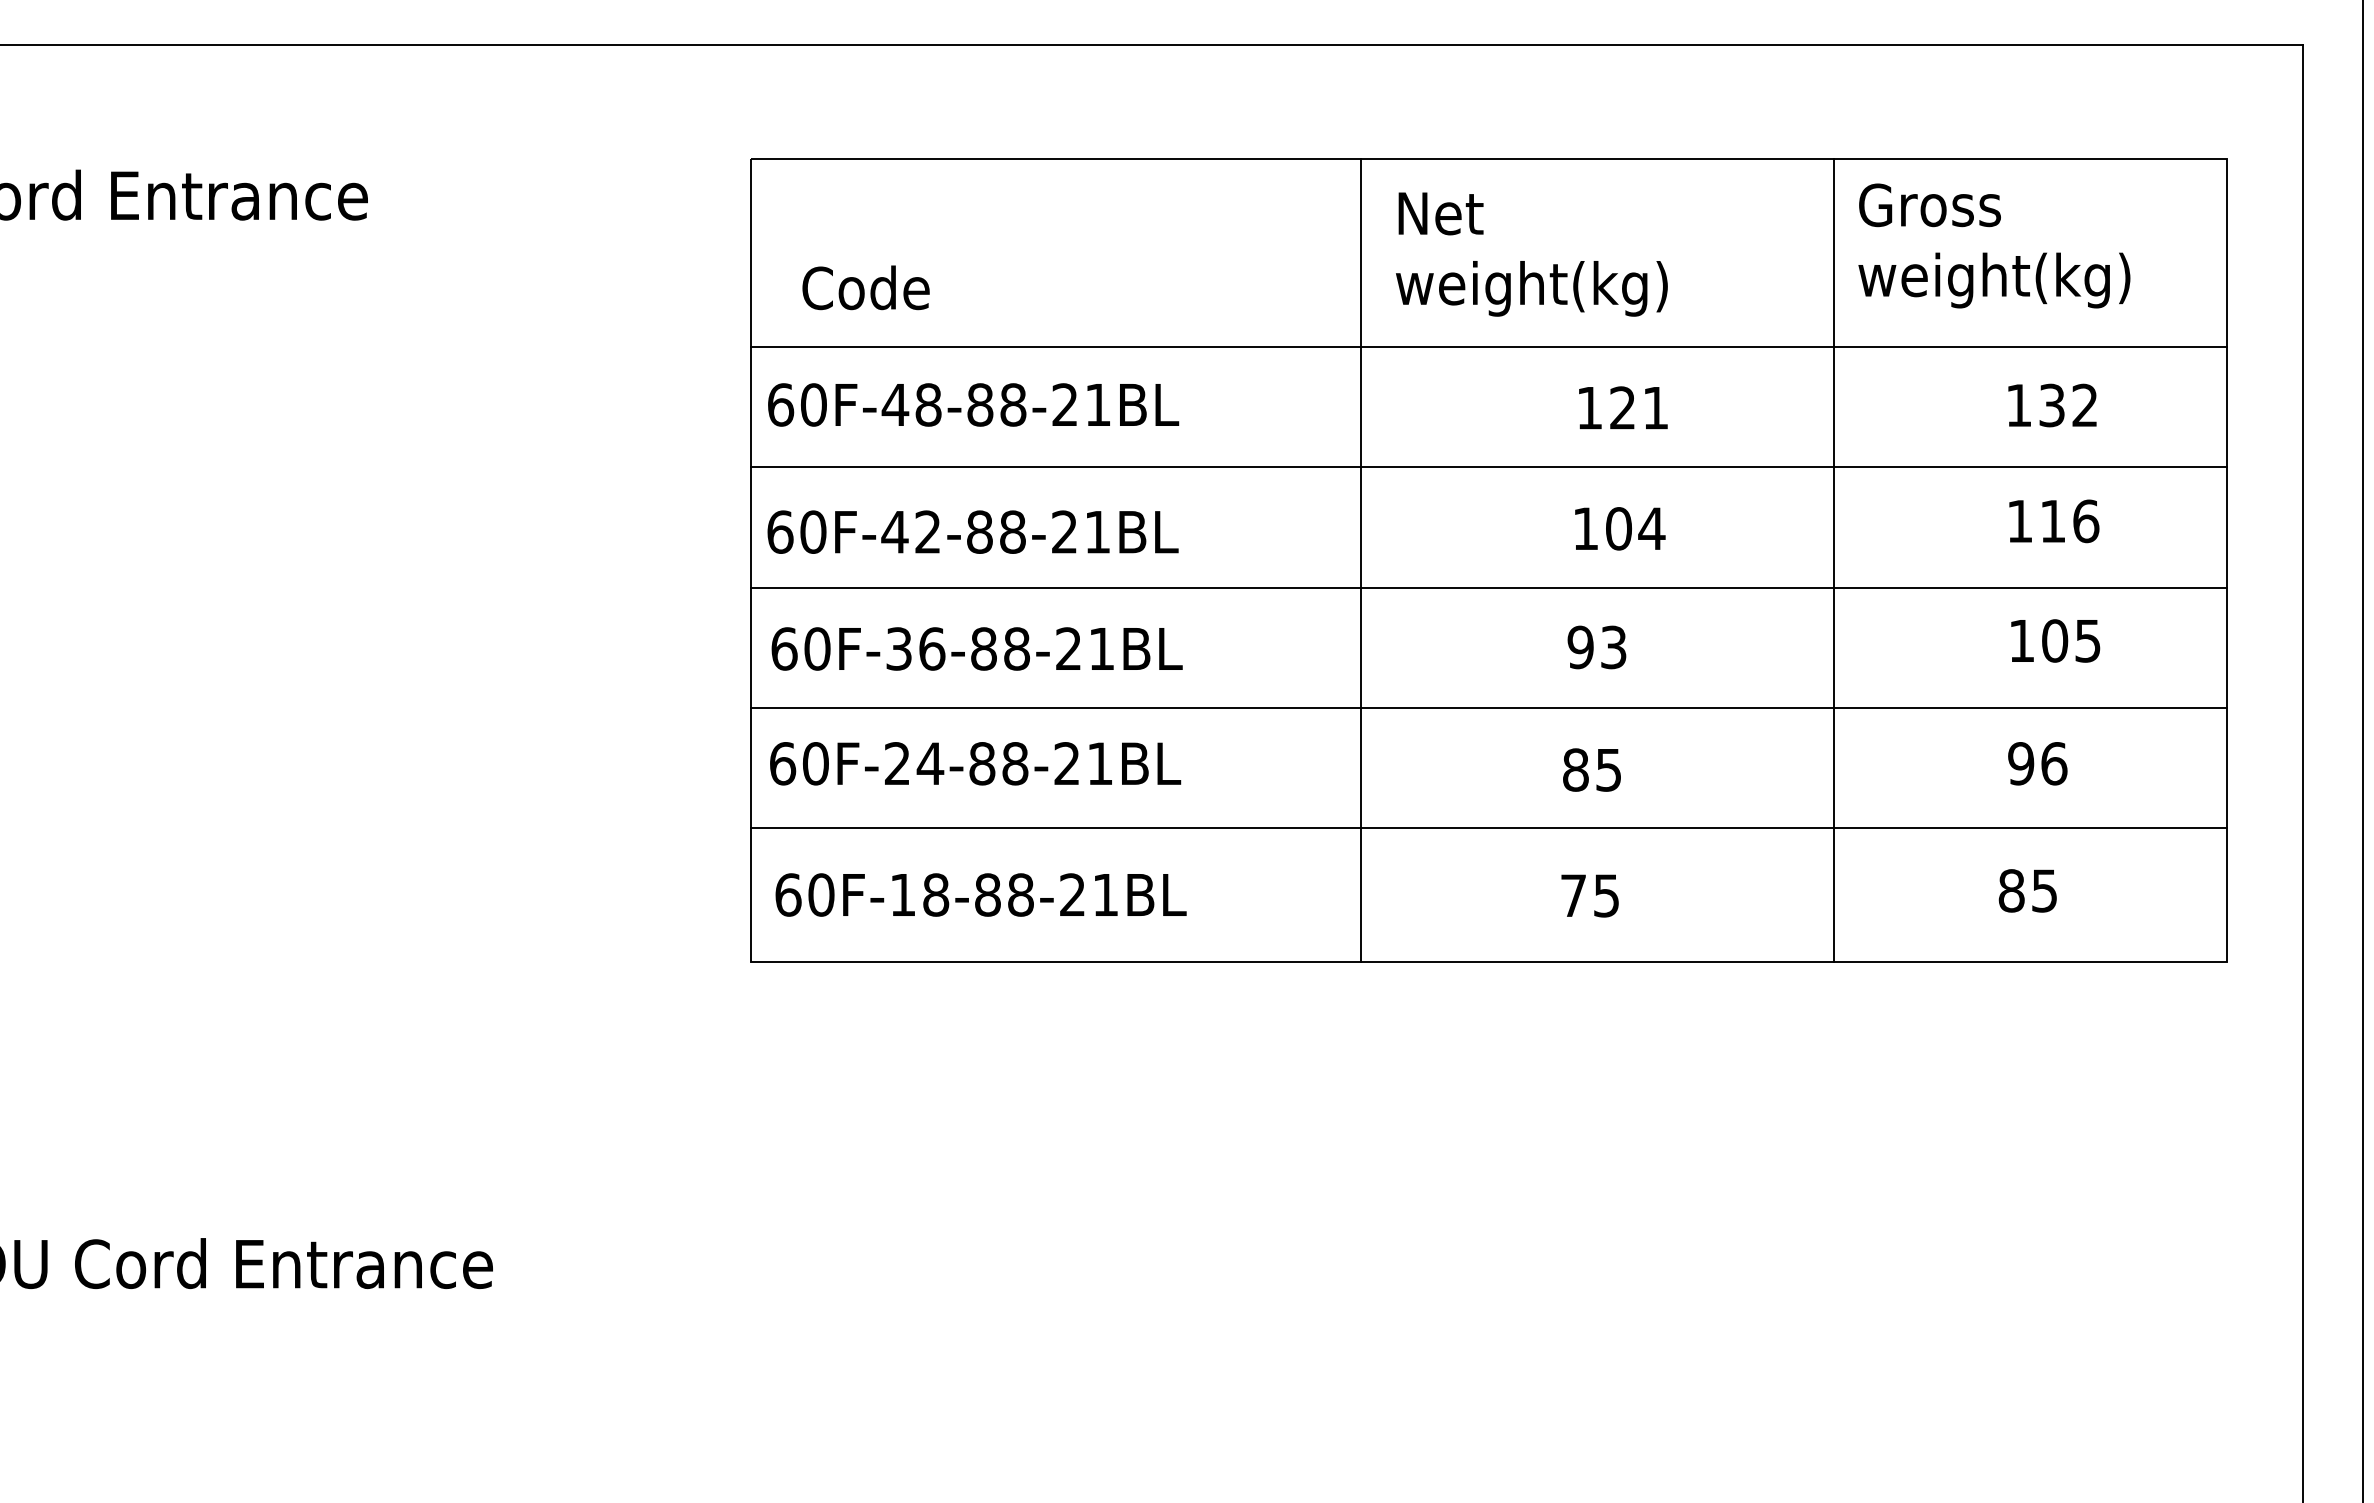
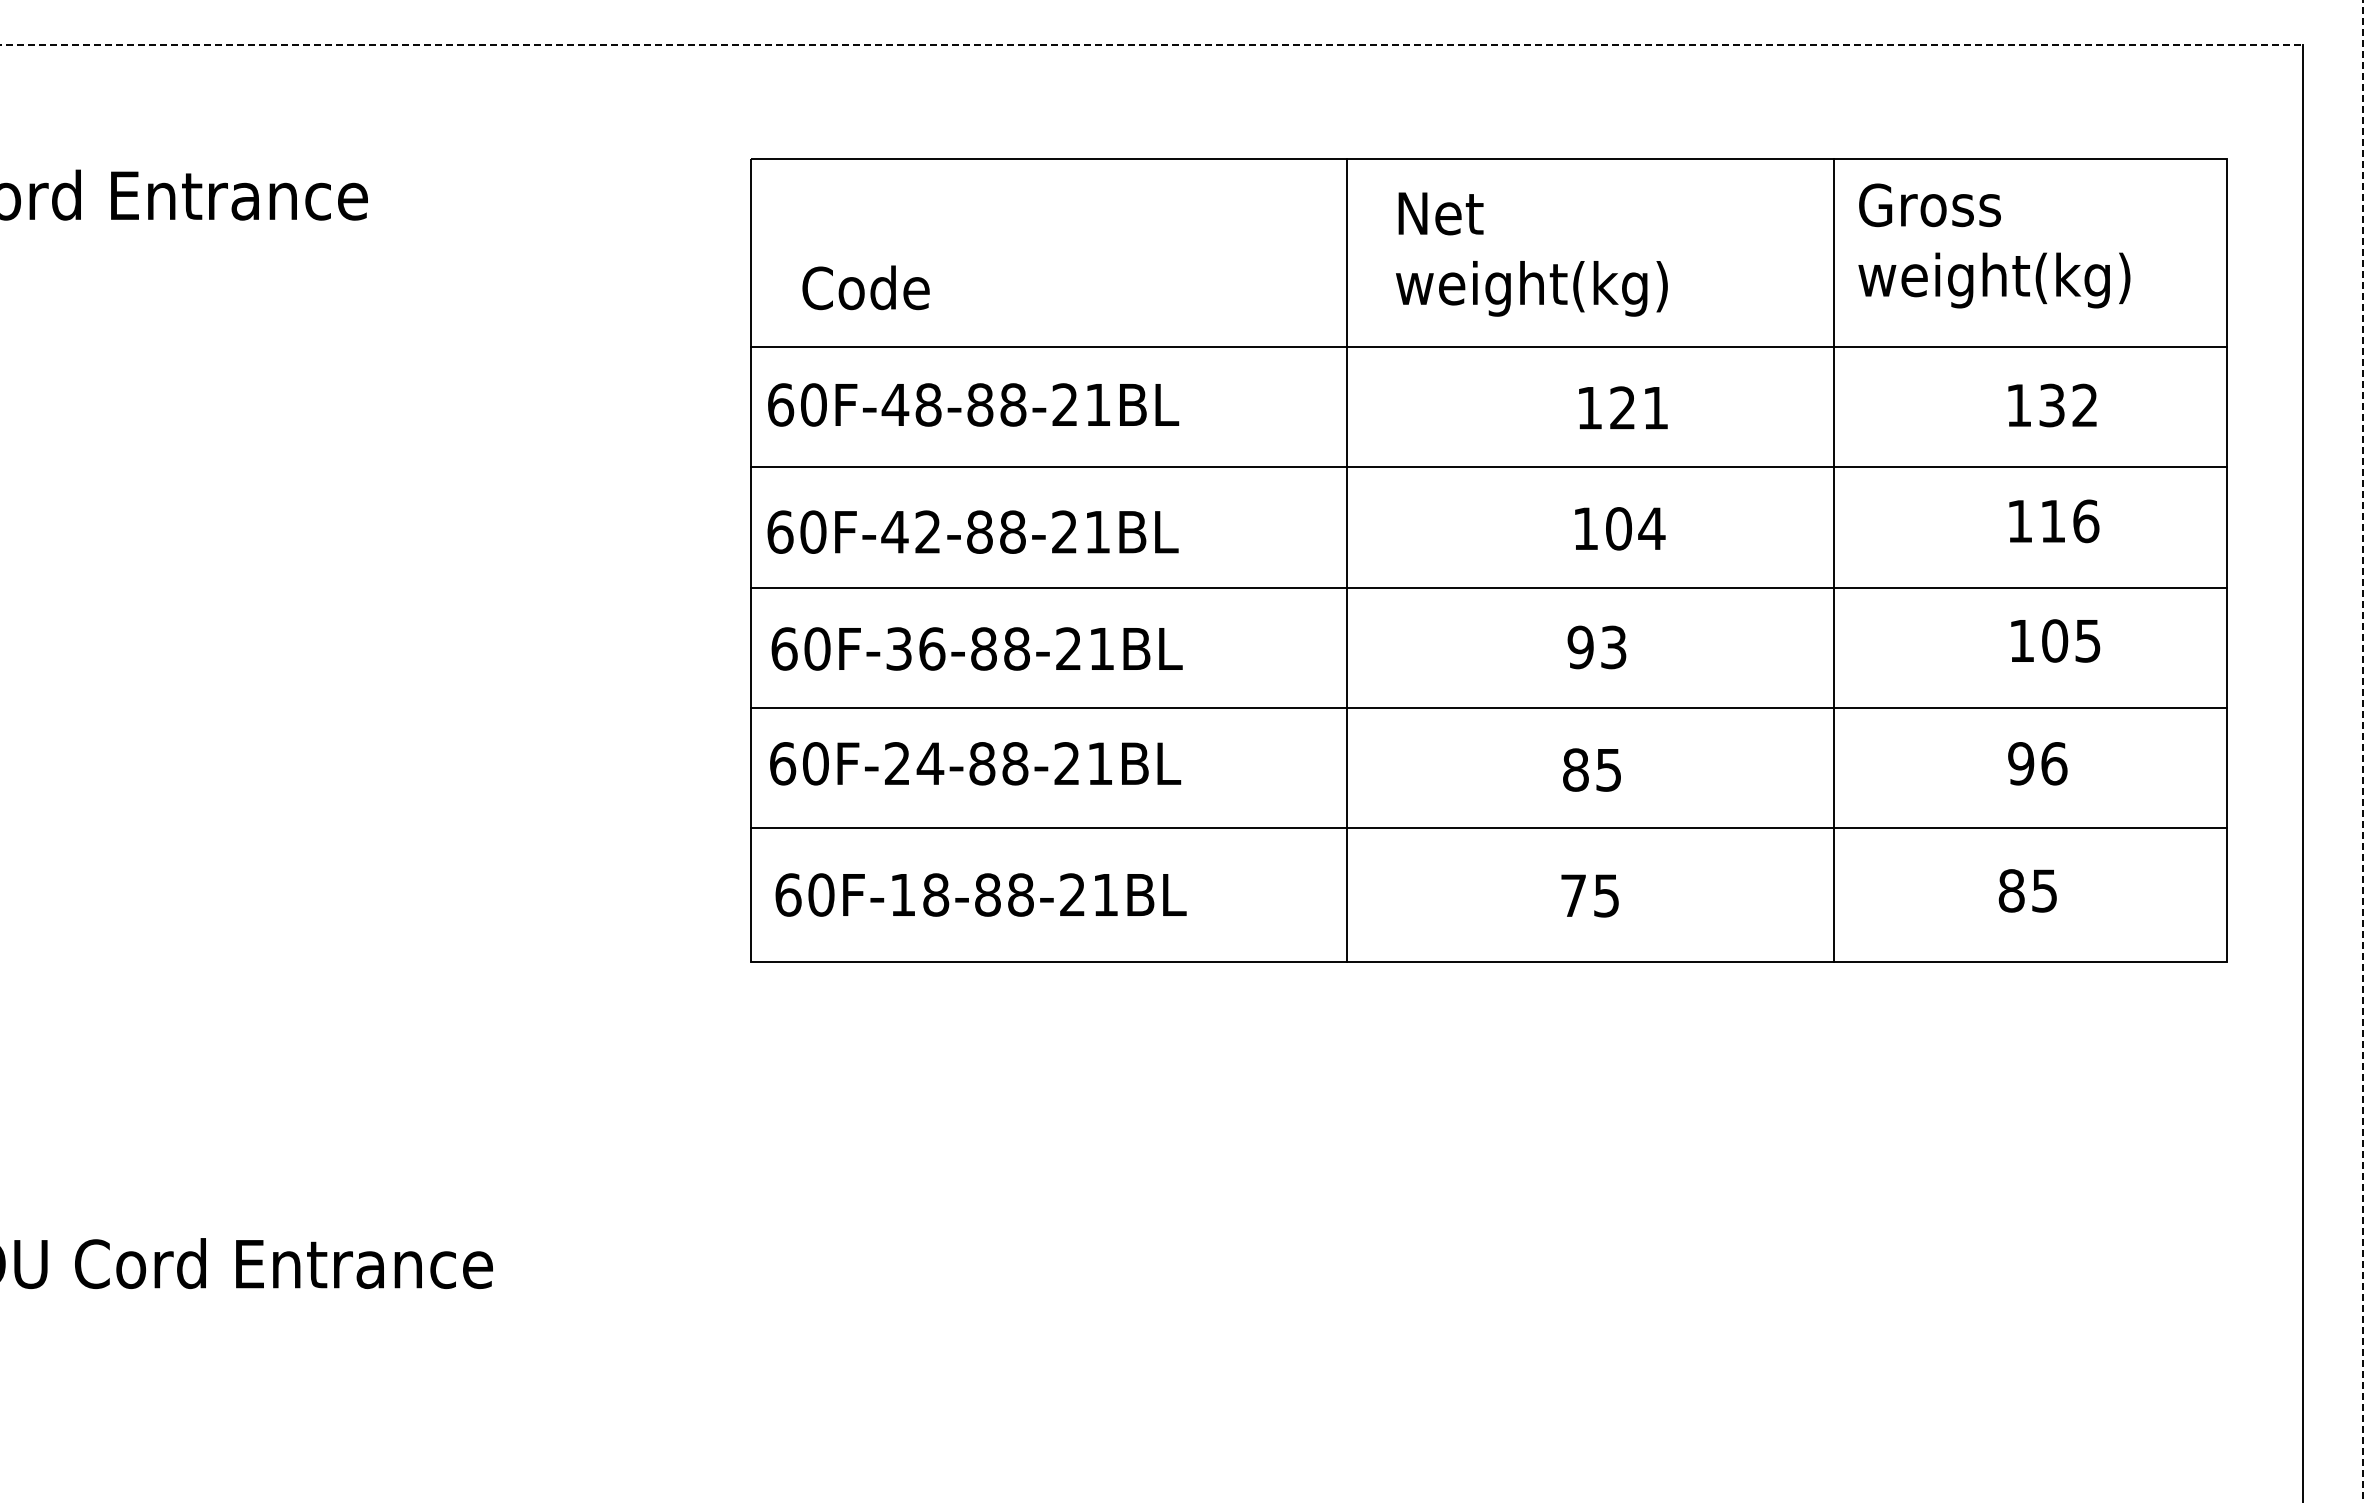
line: solid -> dashed (1152, 44)
line position: (1361, 559) -> (1347, 559) (1347, 559)
line: solid -> dashed (2362, 751)
